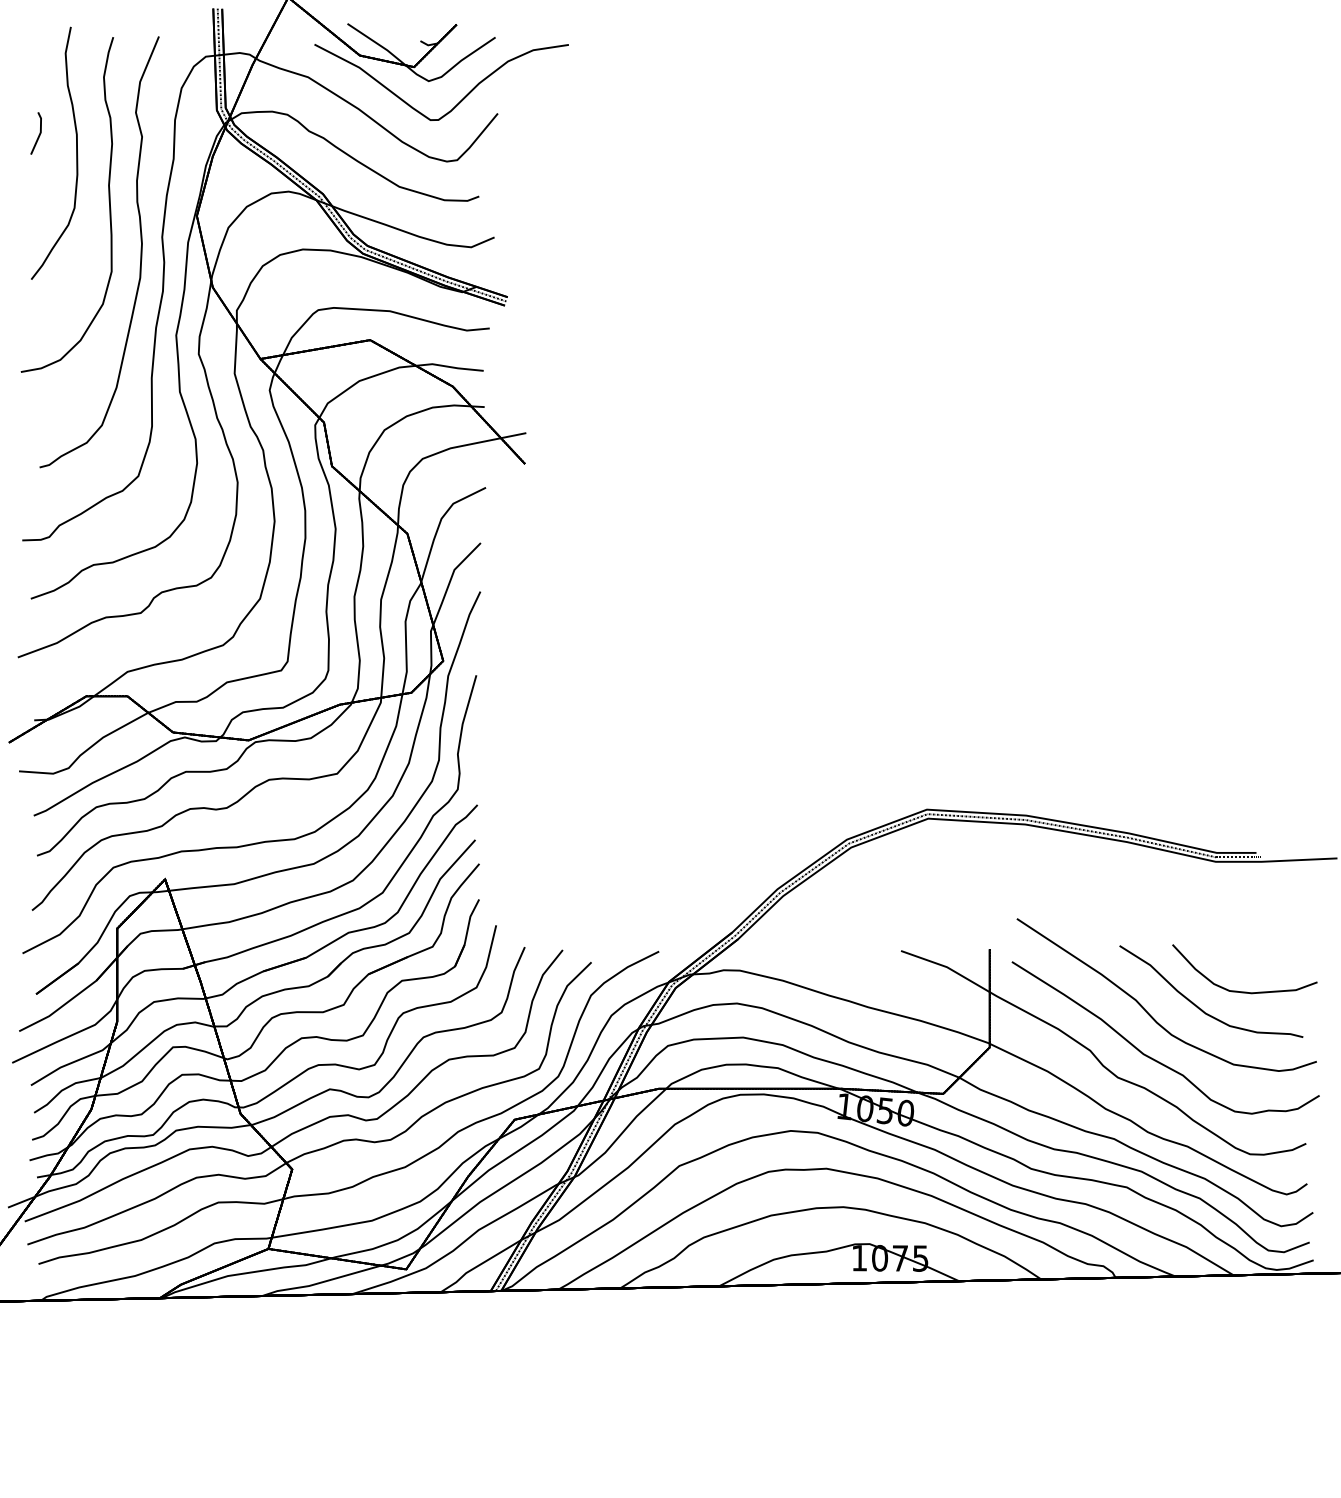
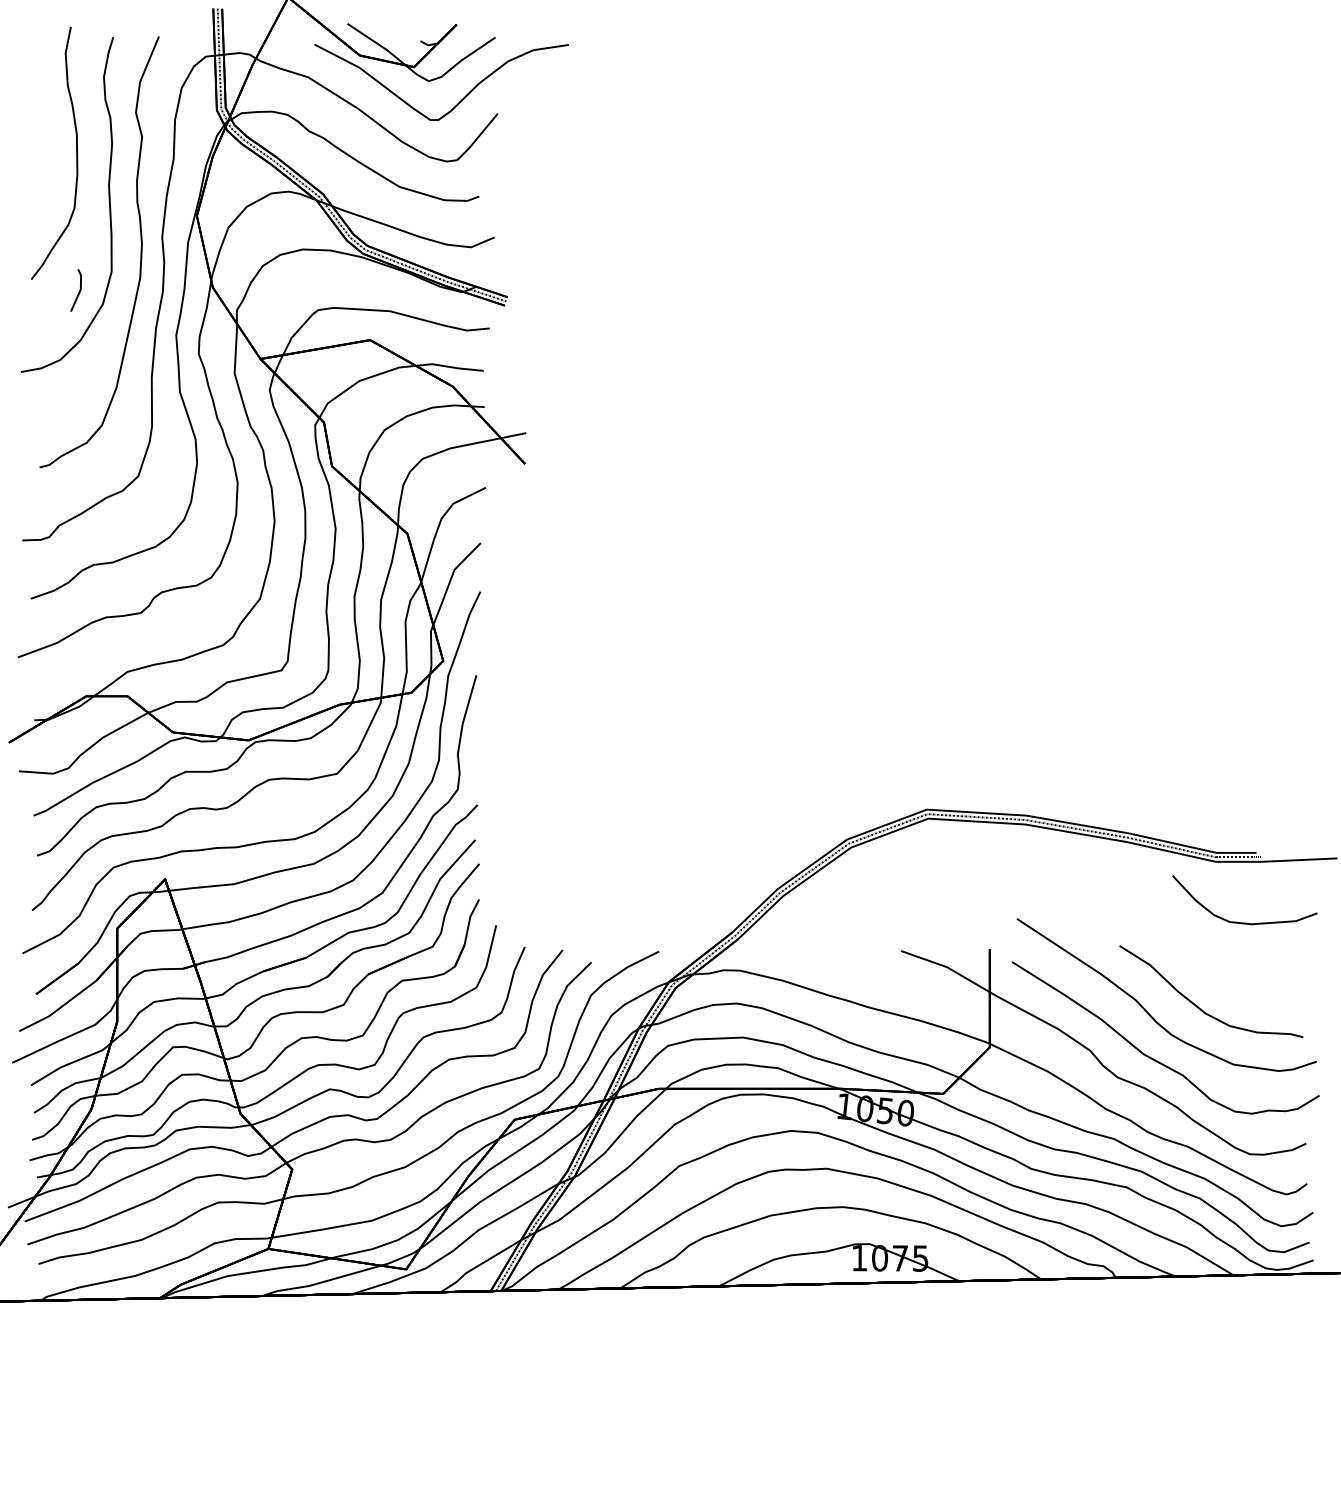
line position: (38, 134) -> (78, 291) (78, 291)
curve position: (1244, 991) -> (1244, 922) (1244, 922)
